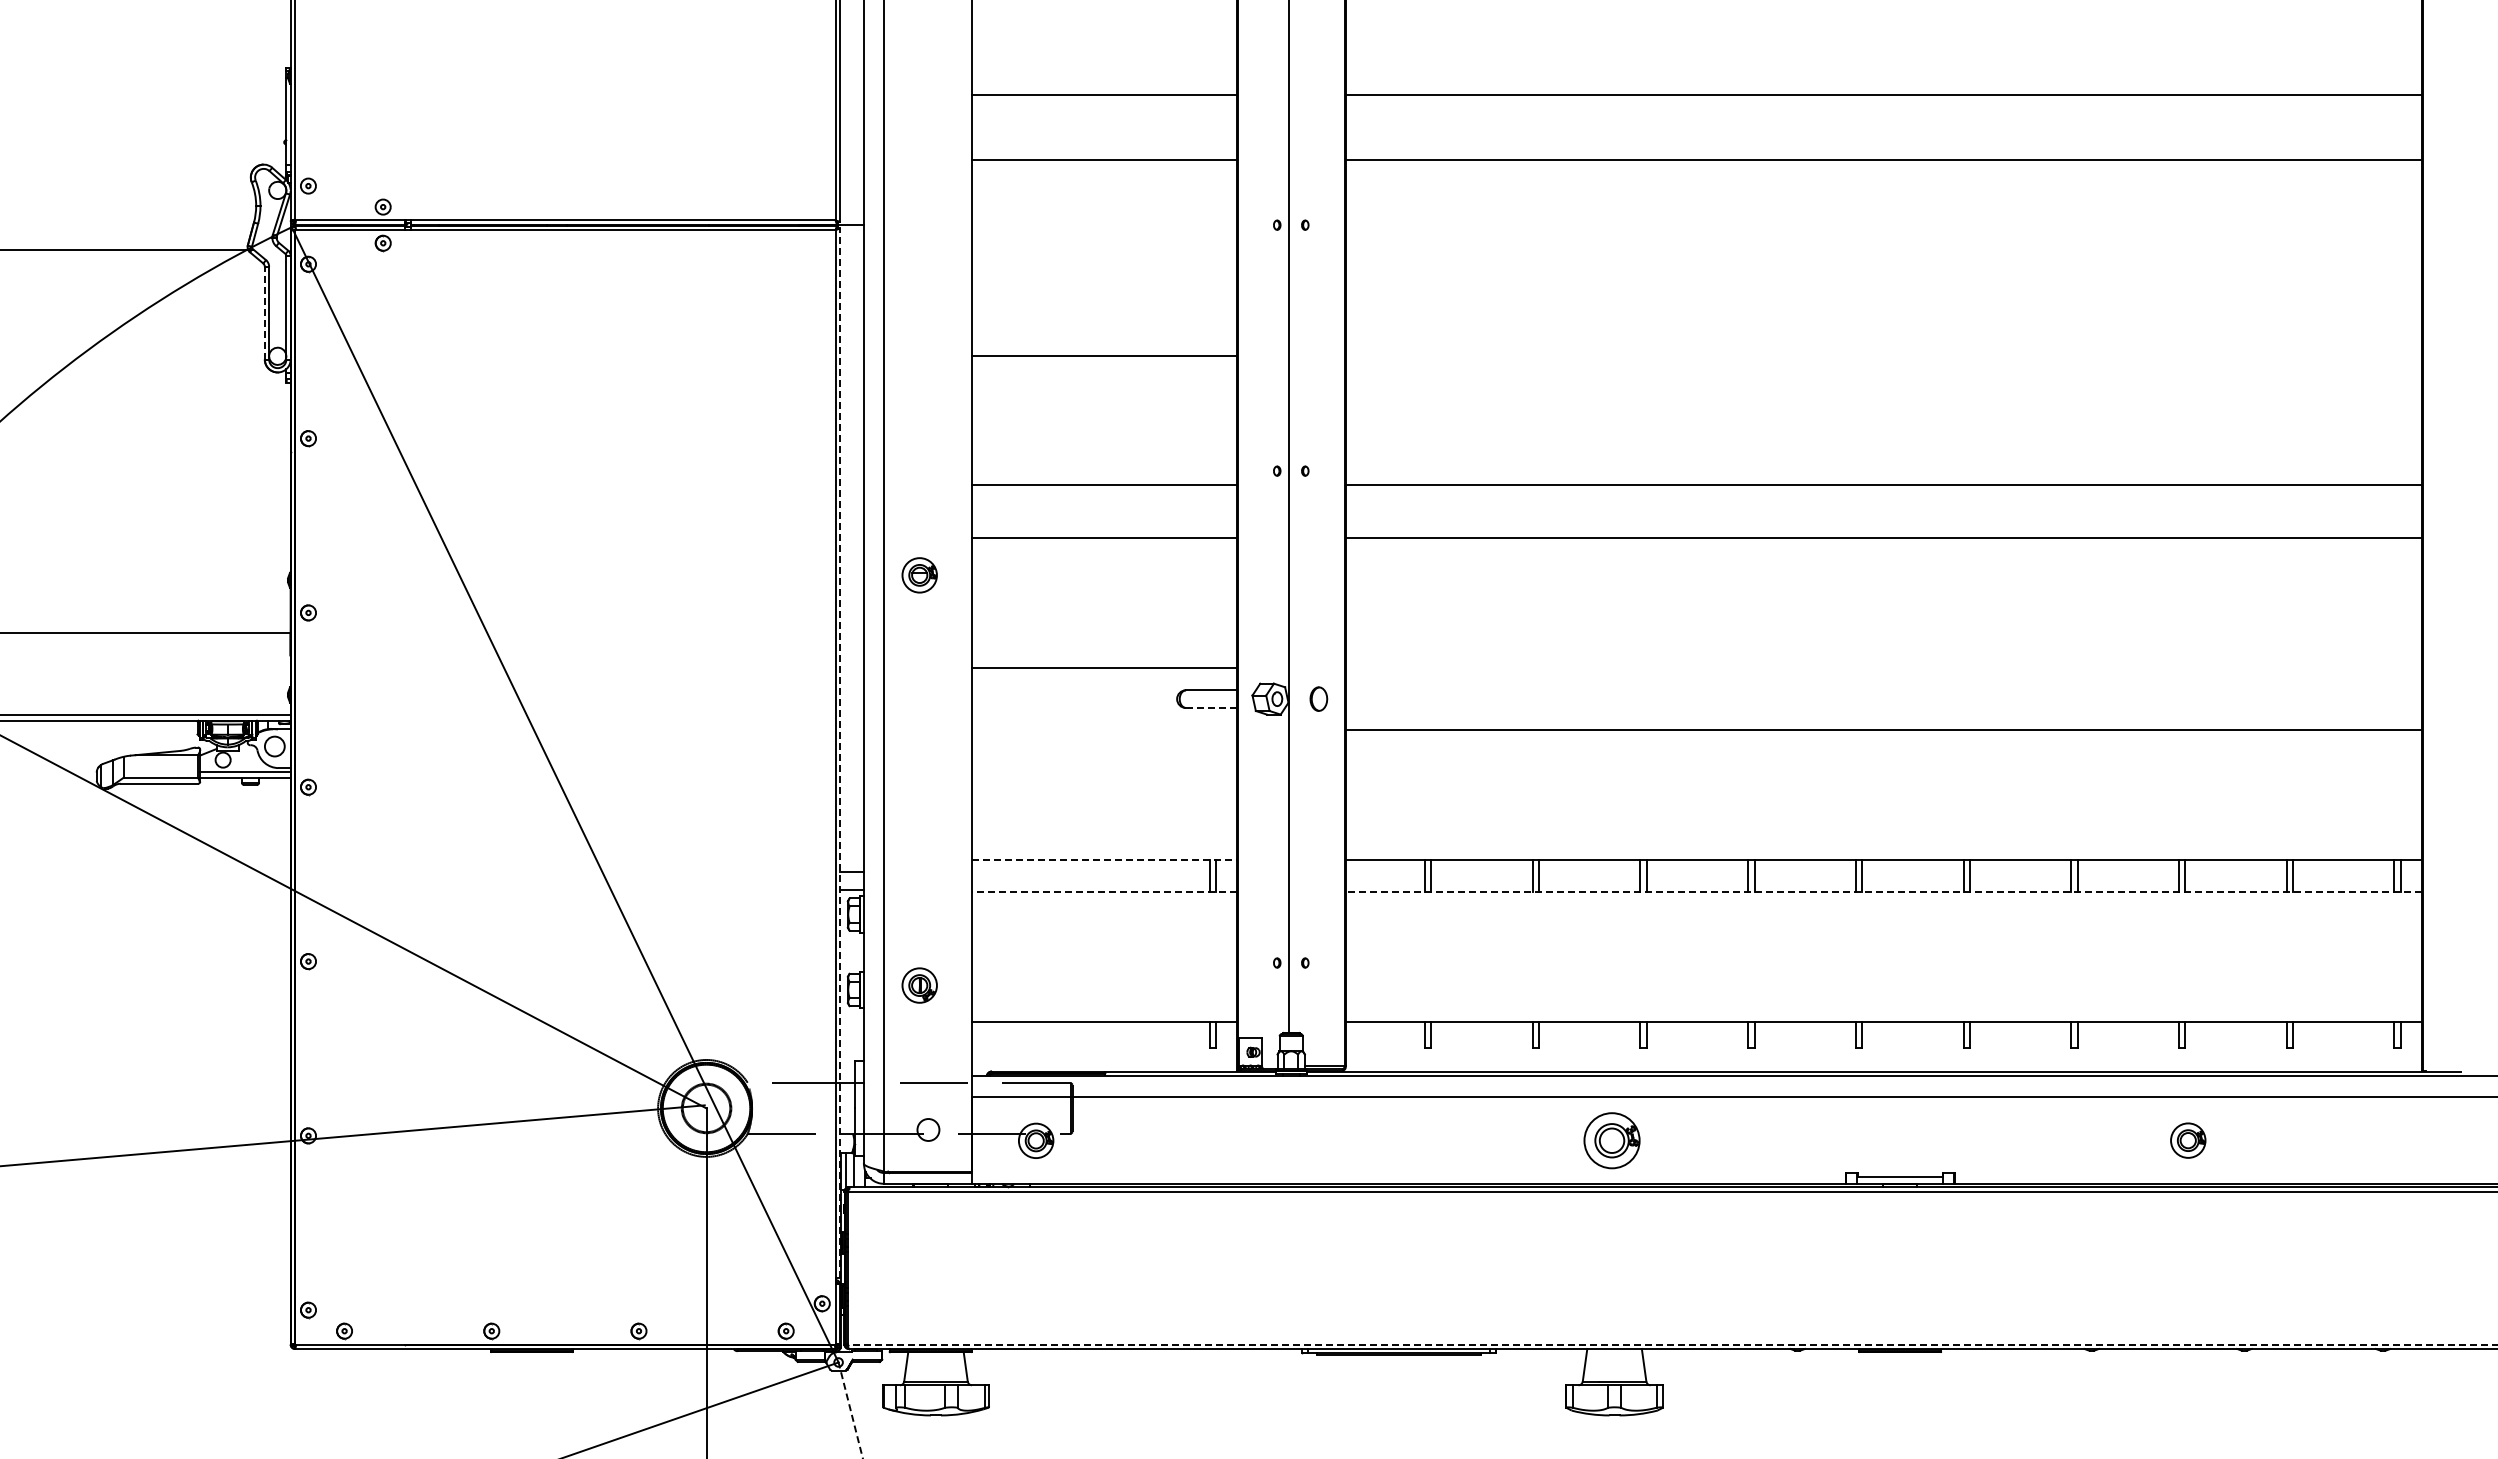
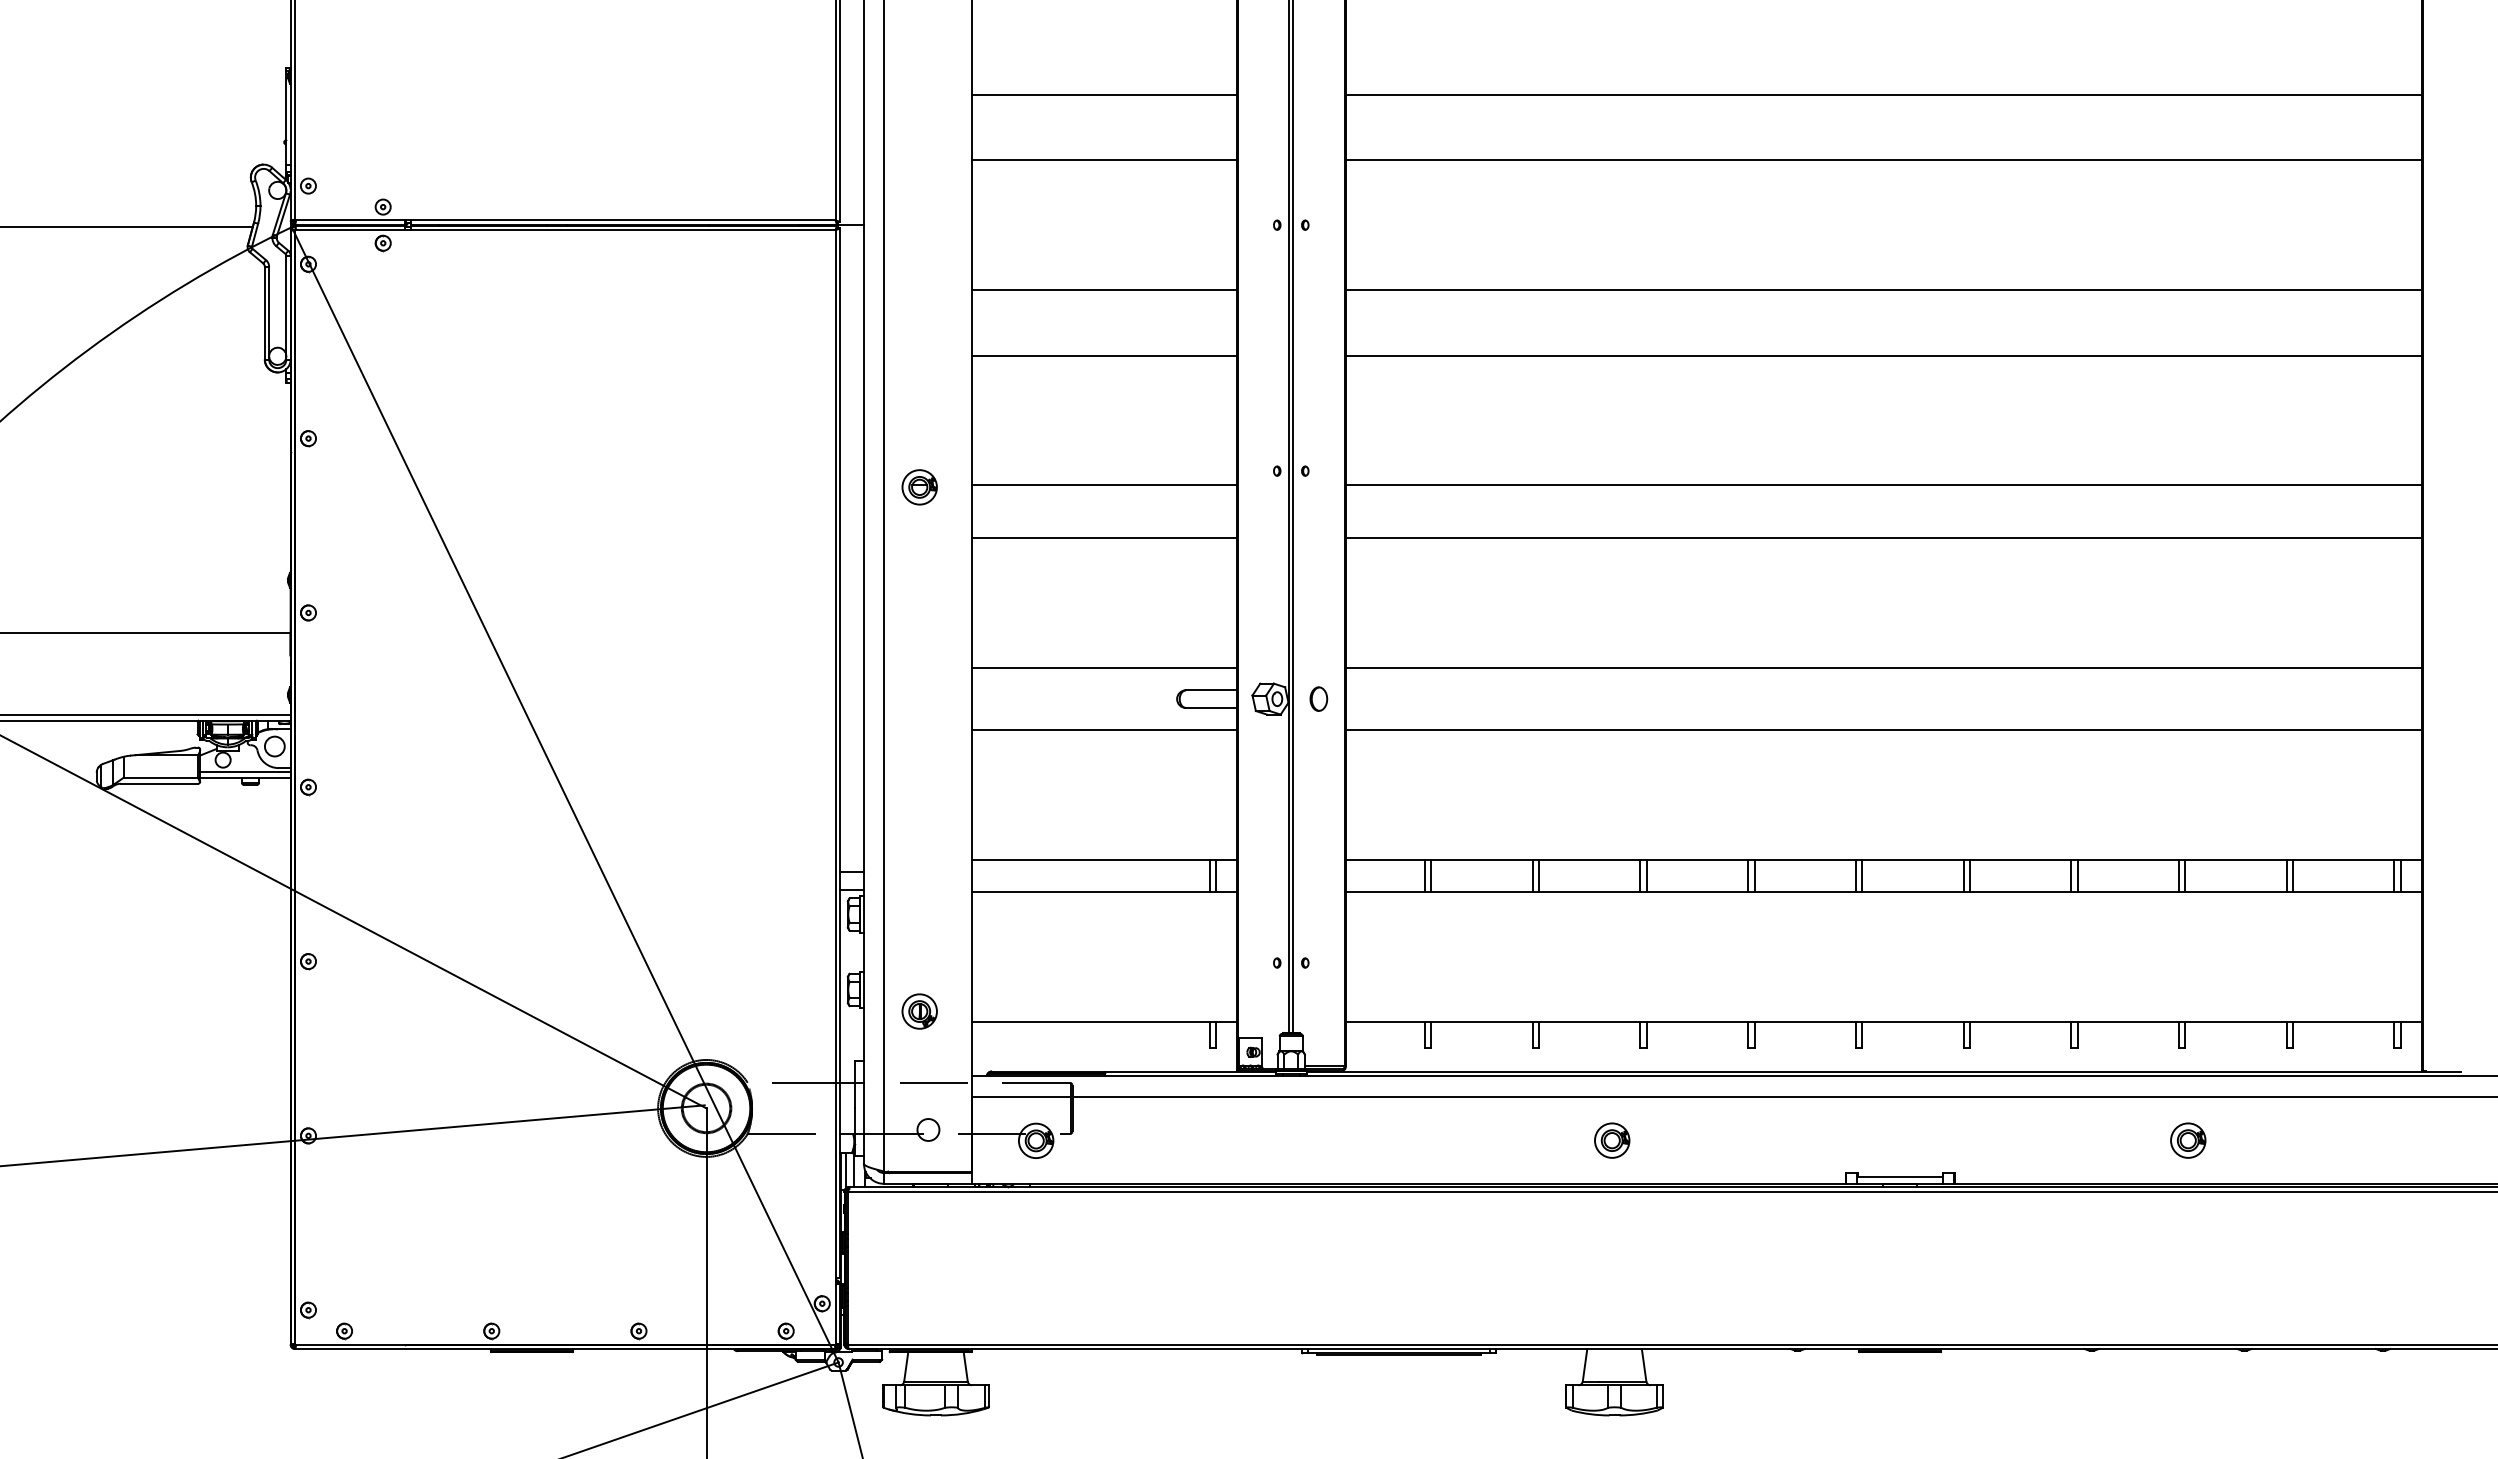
line position: (127, 250) -> (127, 227) (127, 227)
line: none -> present (1103, 290)
line: none -> present (1883, 290)
line: dashed -> solid (264, 312)
line: none -> present (1883, 355)
line: none -> present (1293, 517)
part position: (919, 575) -> (919, 487) (919, 487)
line: none -> present (1883, 668)
line: dashed -> solid (1211, 707)
line: none -> present (1103, 729)
line: dashed -> solid (840, 752)
line: dashed -> solid (1104, 859)
line: dashed -> solid (1104, 891)
line: dashed -> solid (1883, 891)
part position: (919, 985) -> (919, 1011) (919, 1011)
part size: 58x58 px -> 37x37 px (1612, 1140)
line: dashed -> solid (1672, 1344)
line: dashed -> solid (850, 1409)
